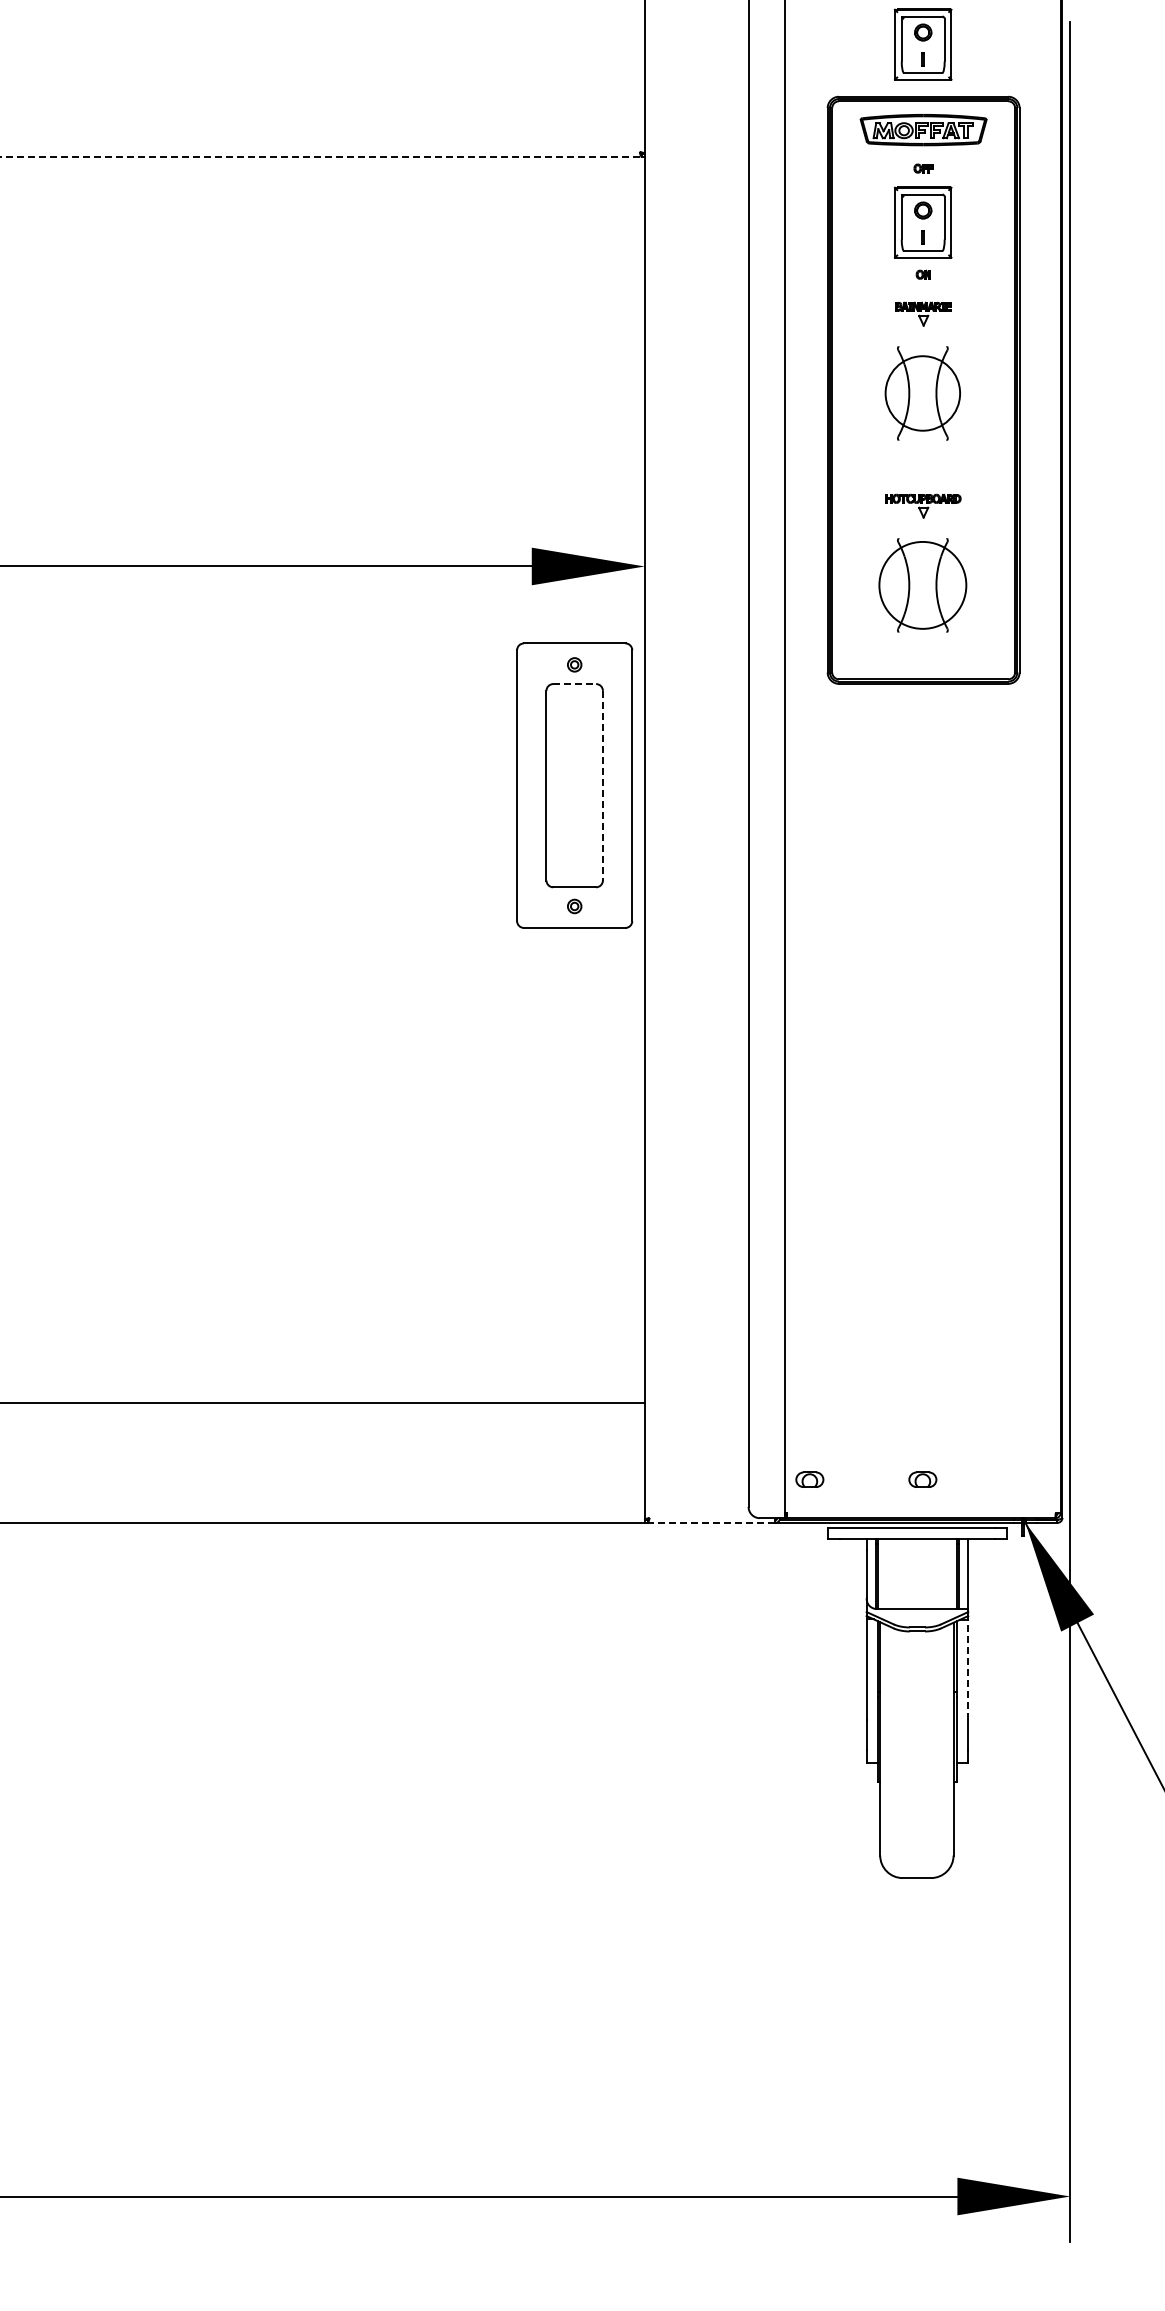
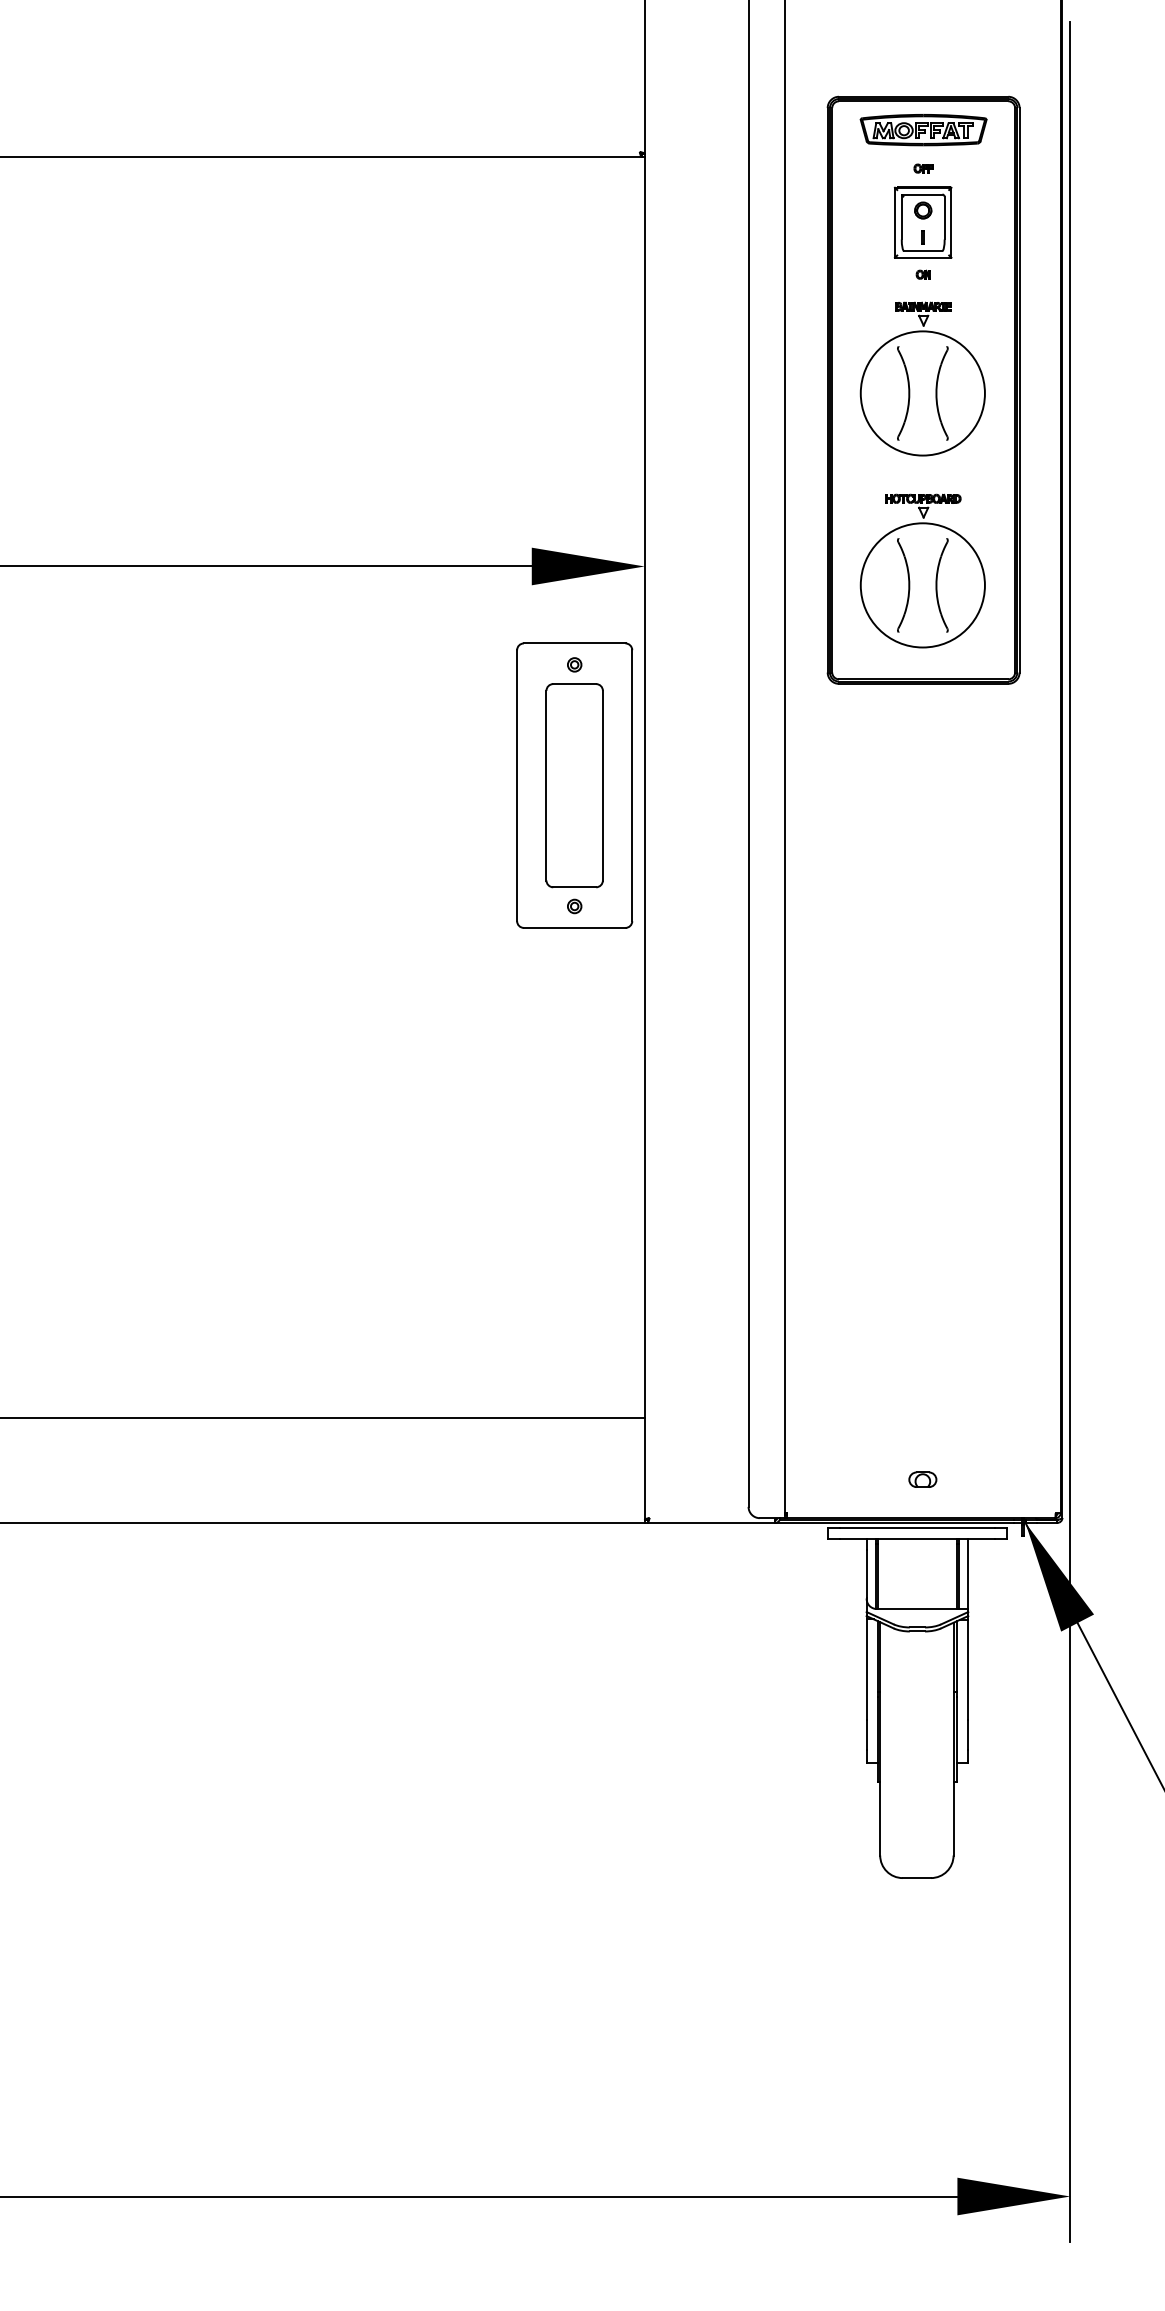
part: present -> none (922, 44)
line: dashed -> solid (321, 156)
circle diameter: 75 px -> 124 px (922, 393)
circle diameter: 87 px -> 124 px (922, 585)
line: dashed -> solid (575, 684)
line: dashed -> solid (602, 785)
line position: (323, 1403) -> (323, 1418) (323, 1418)
part: present -> none (809, 1479)
line: dashed -> solid (711, 1522)
line: dashed -> solid (968, 1669)
